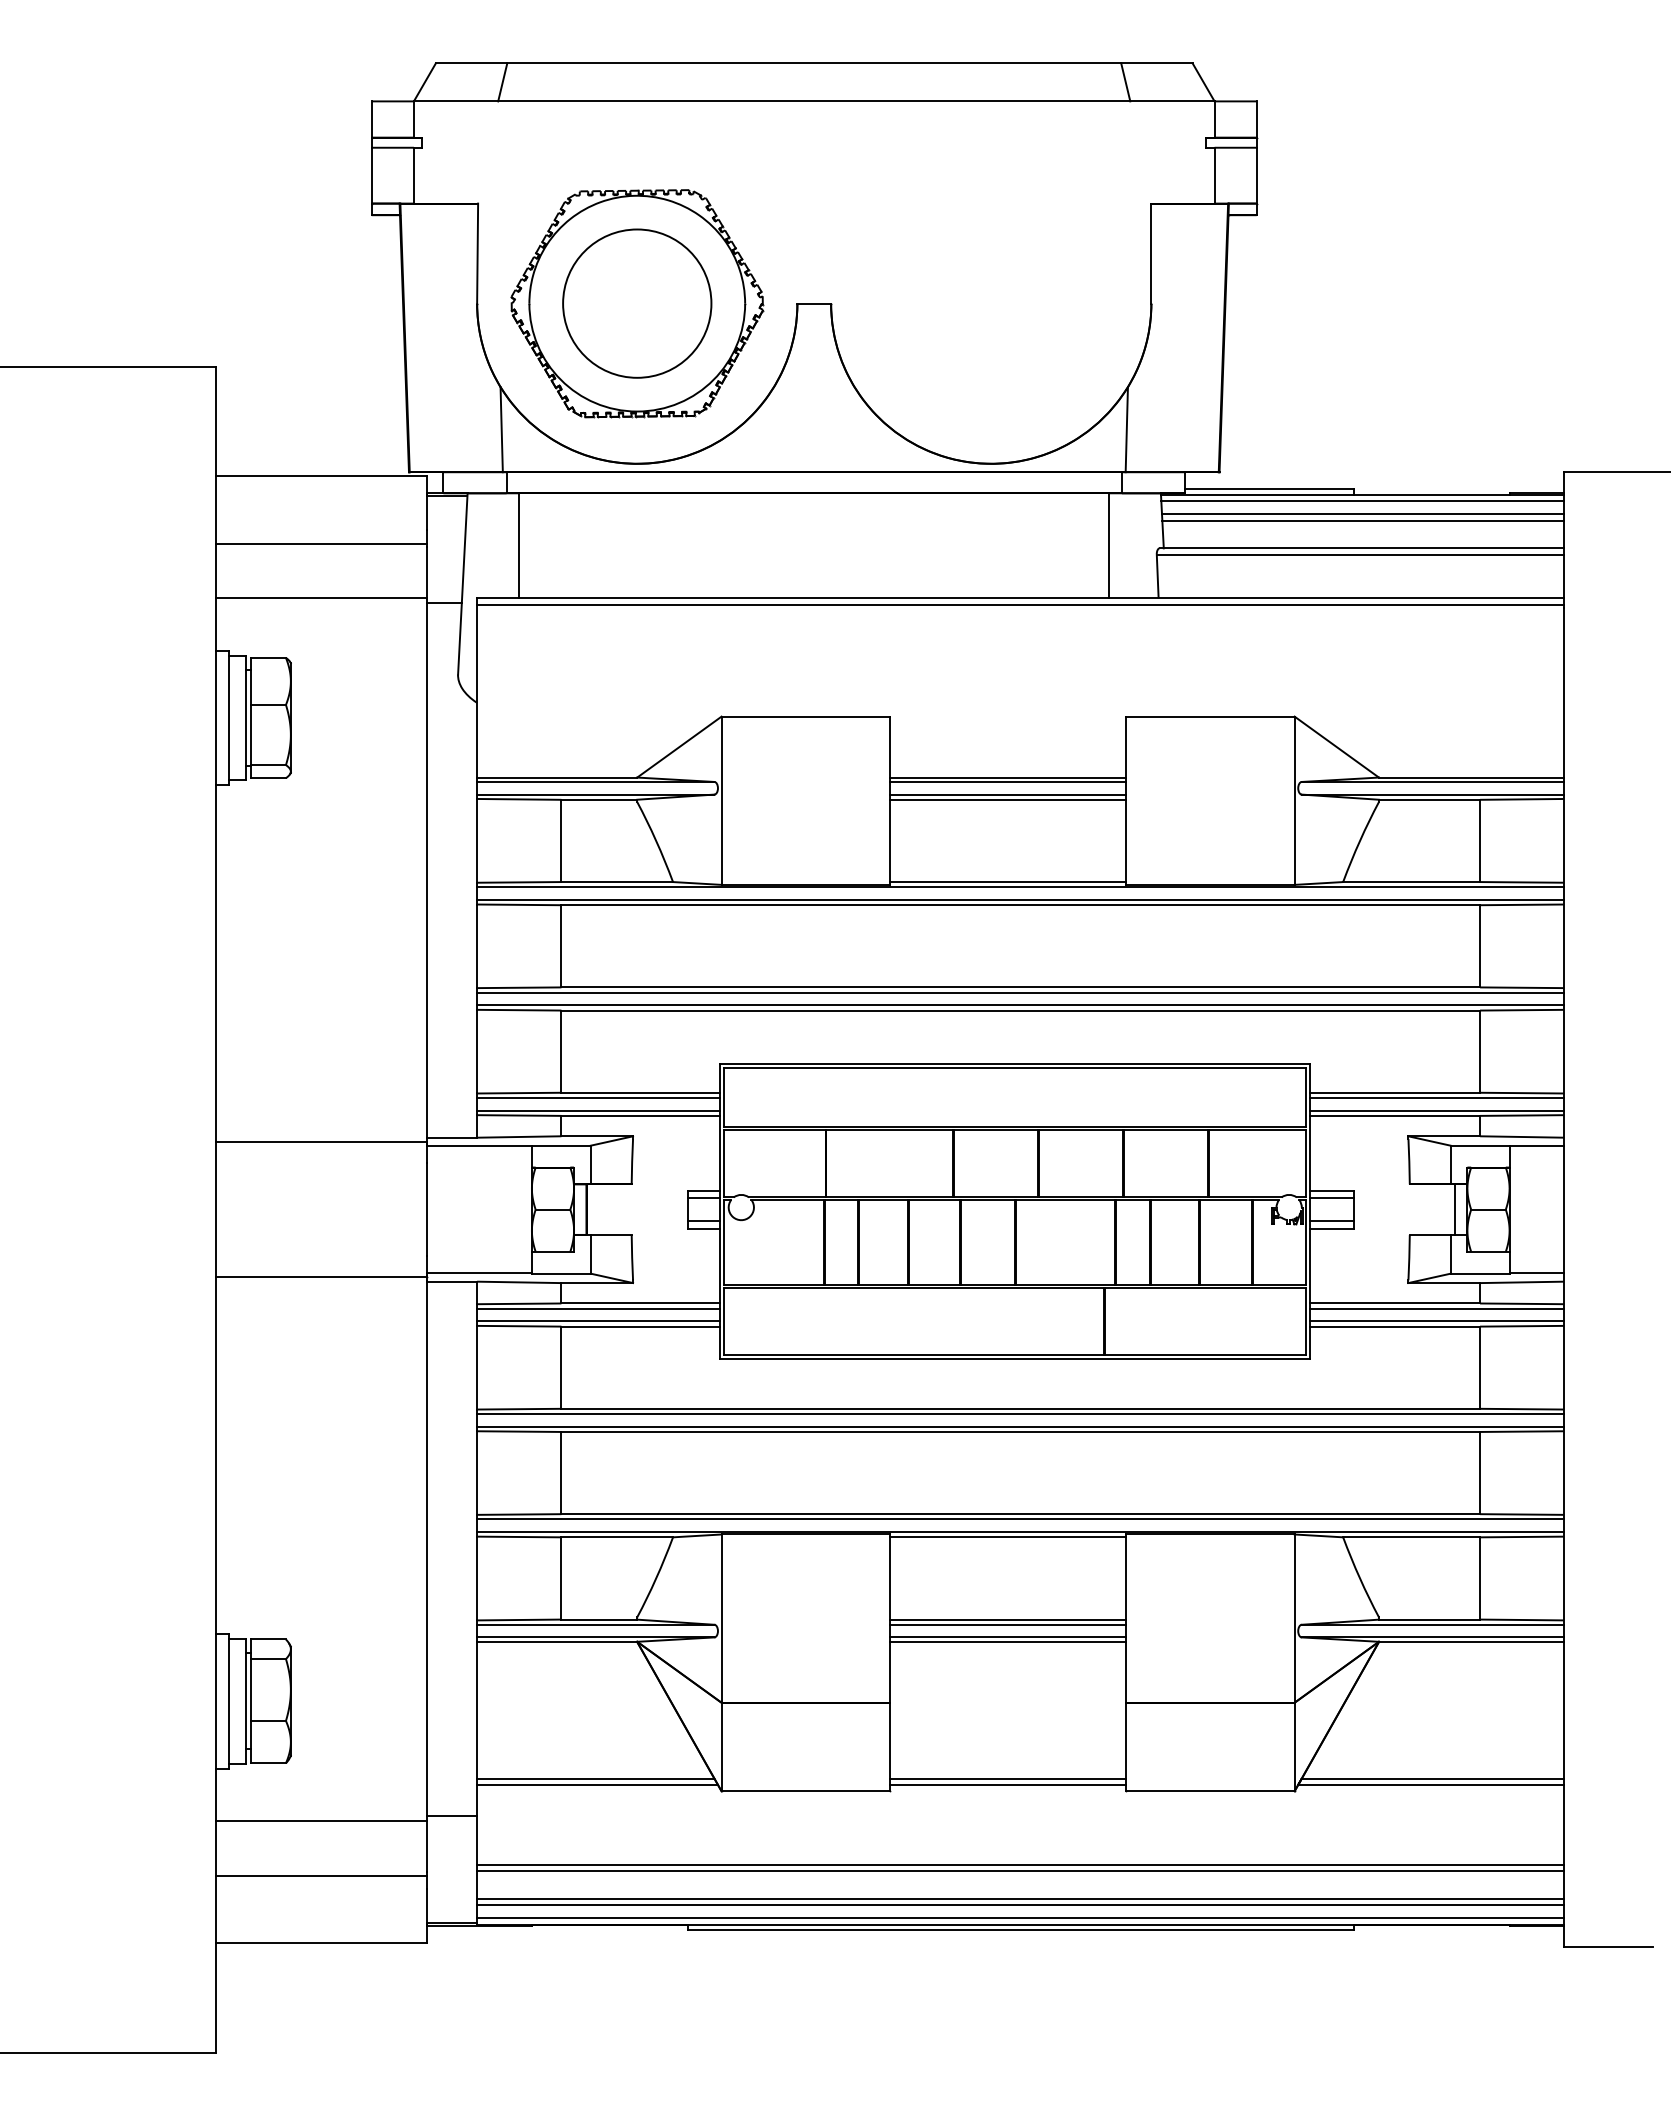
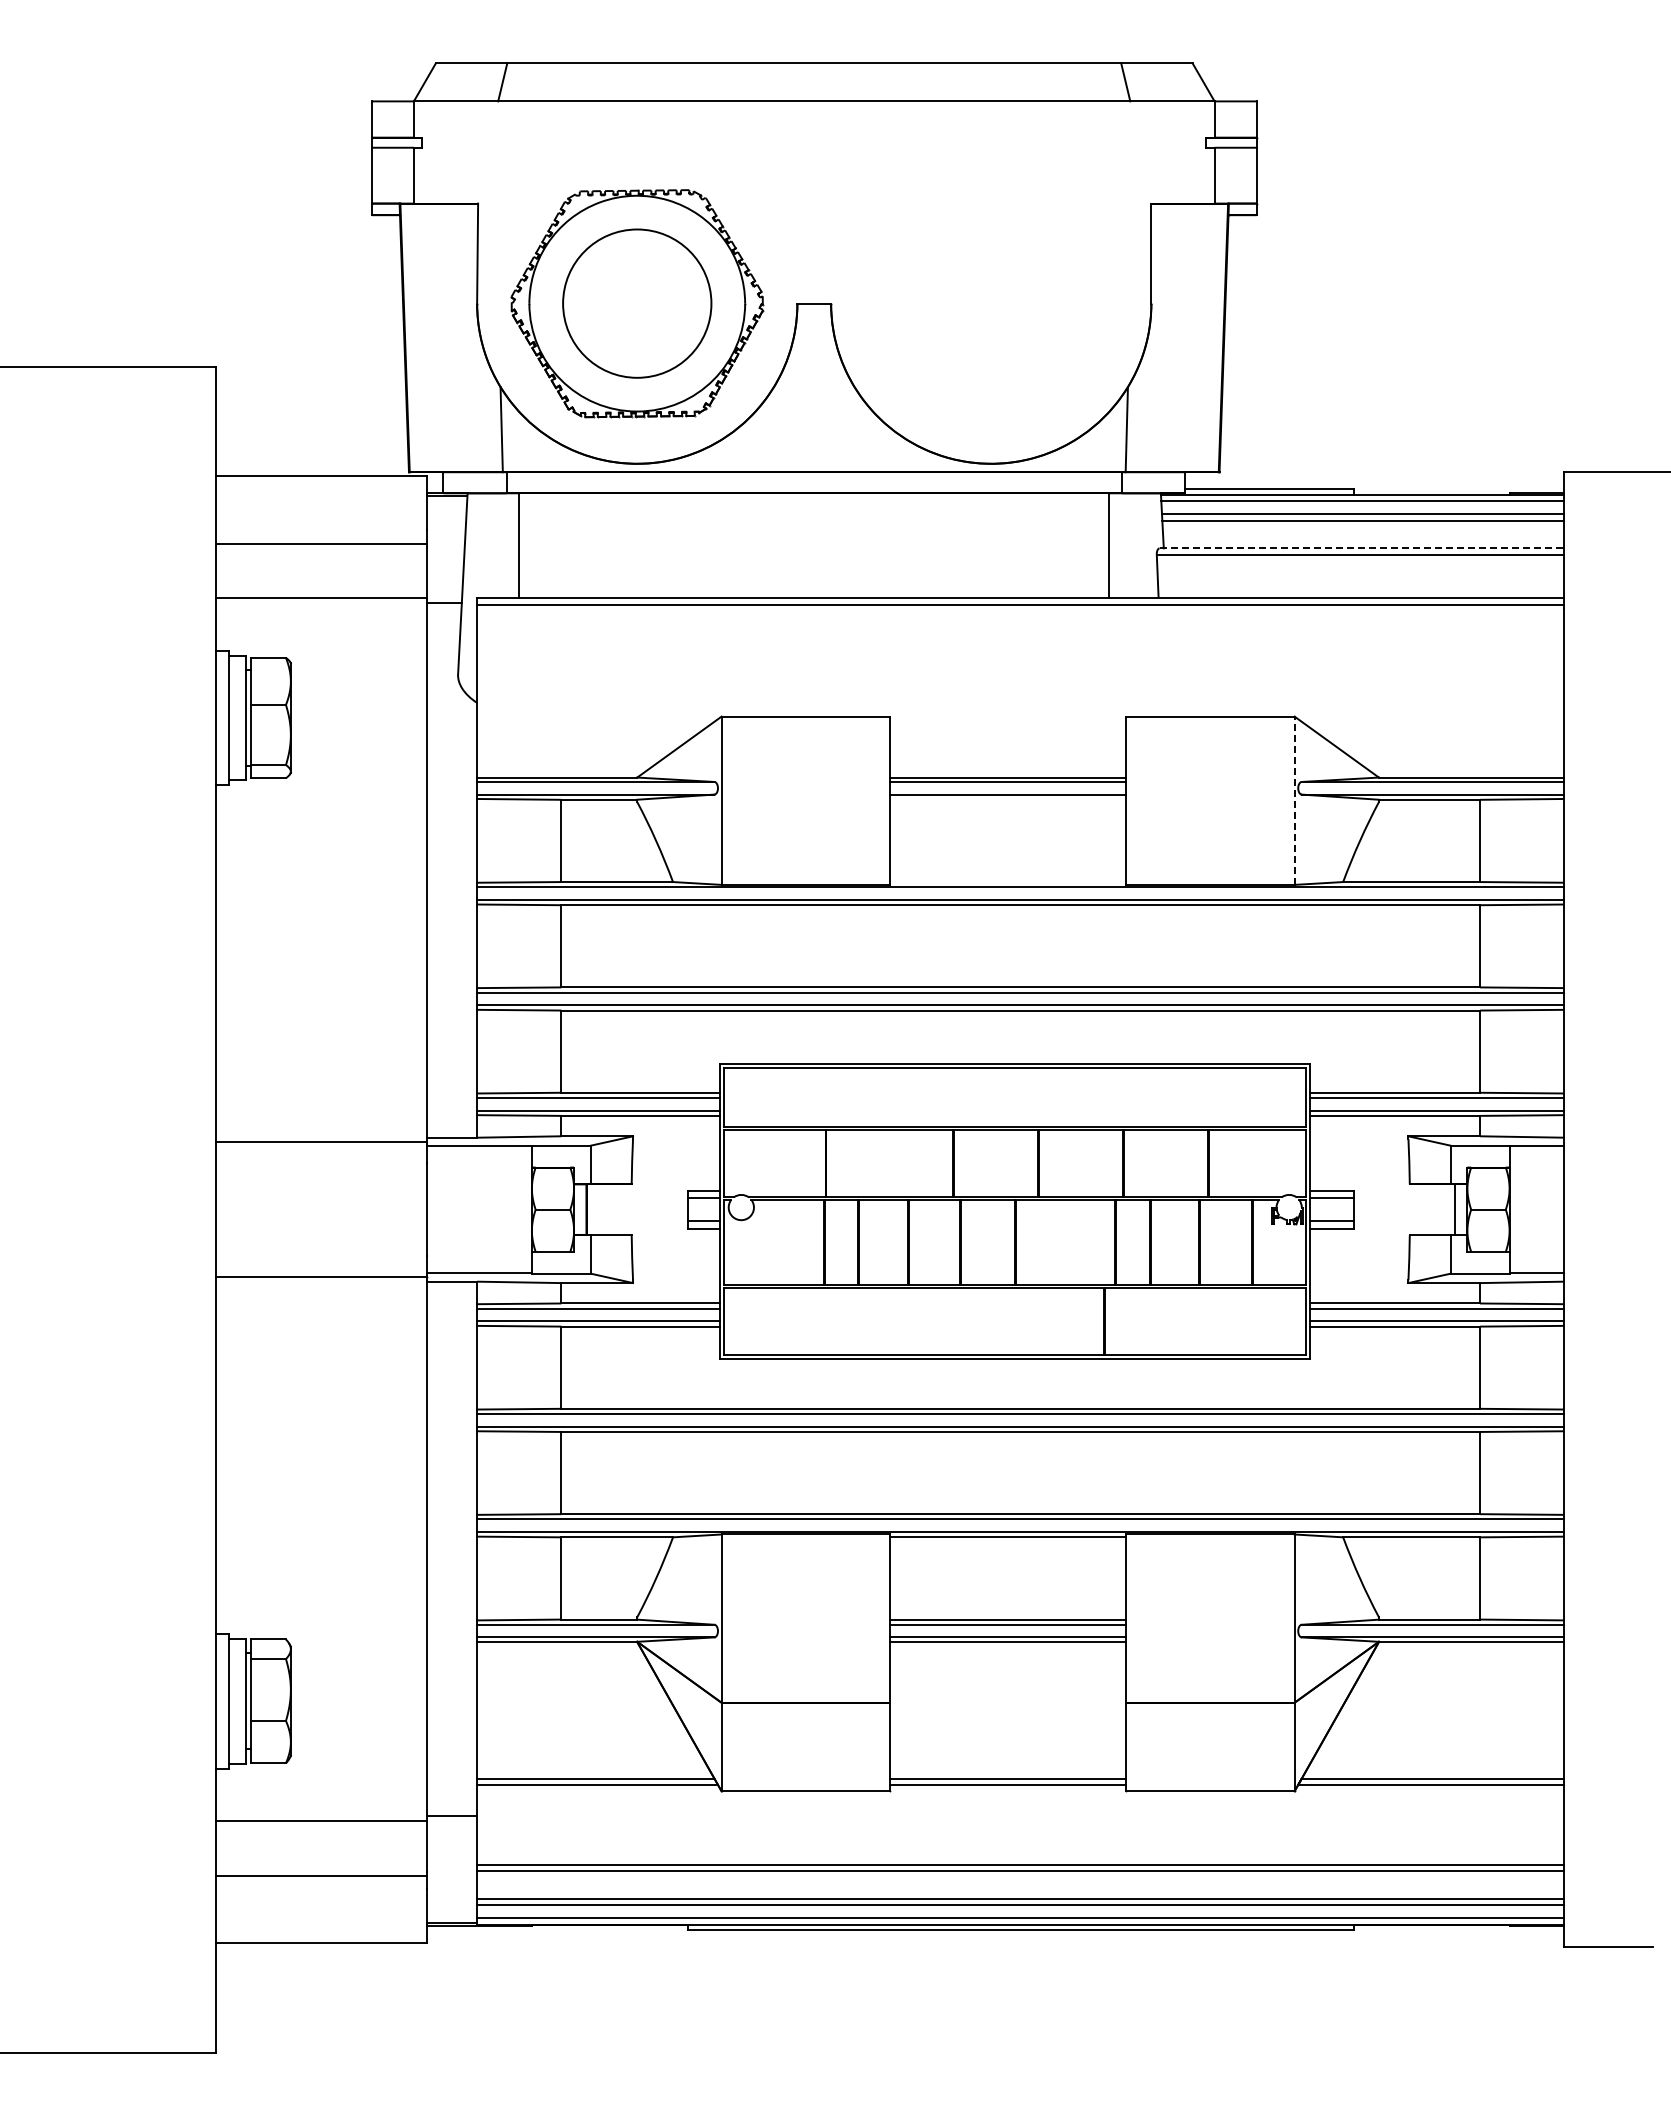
line: solid -> dashed (1362, 548)
line: present -> none (1008, 799)
line: solid -> dashed (1294, 800)
line: present -> none (1008, 882)
